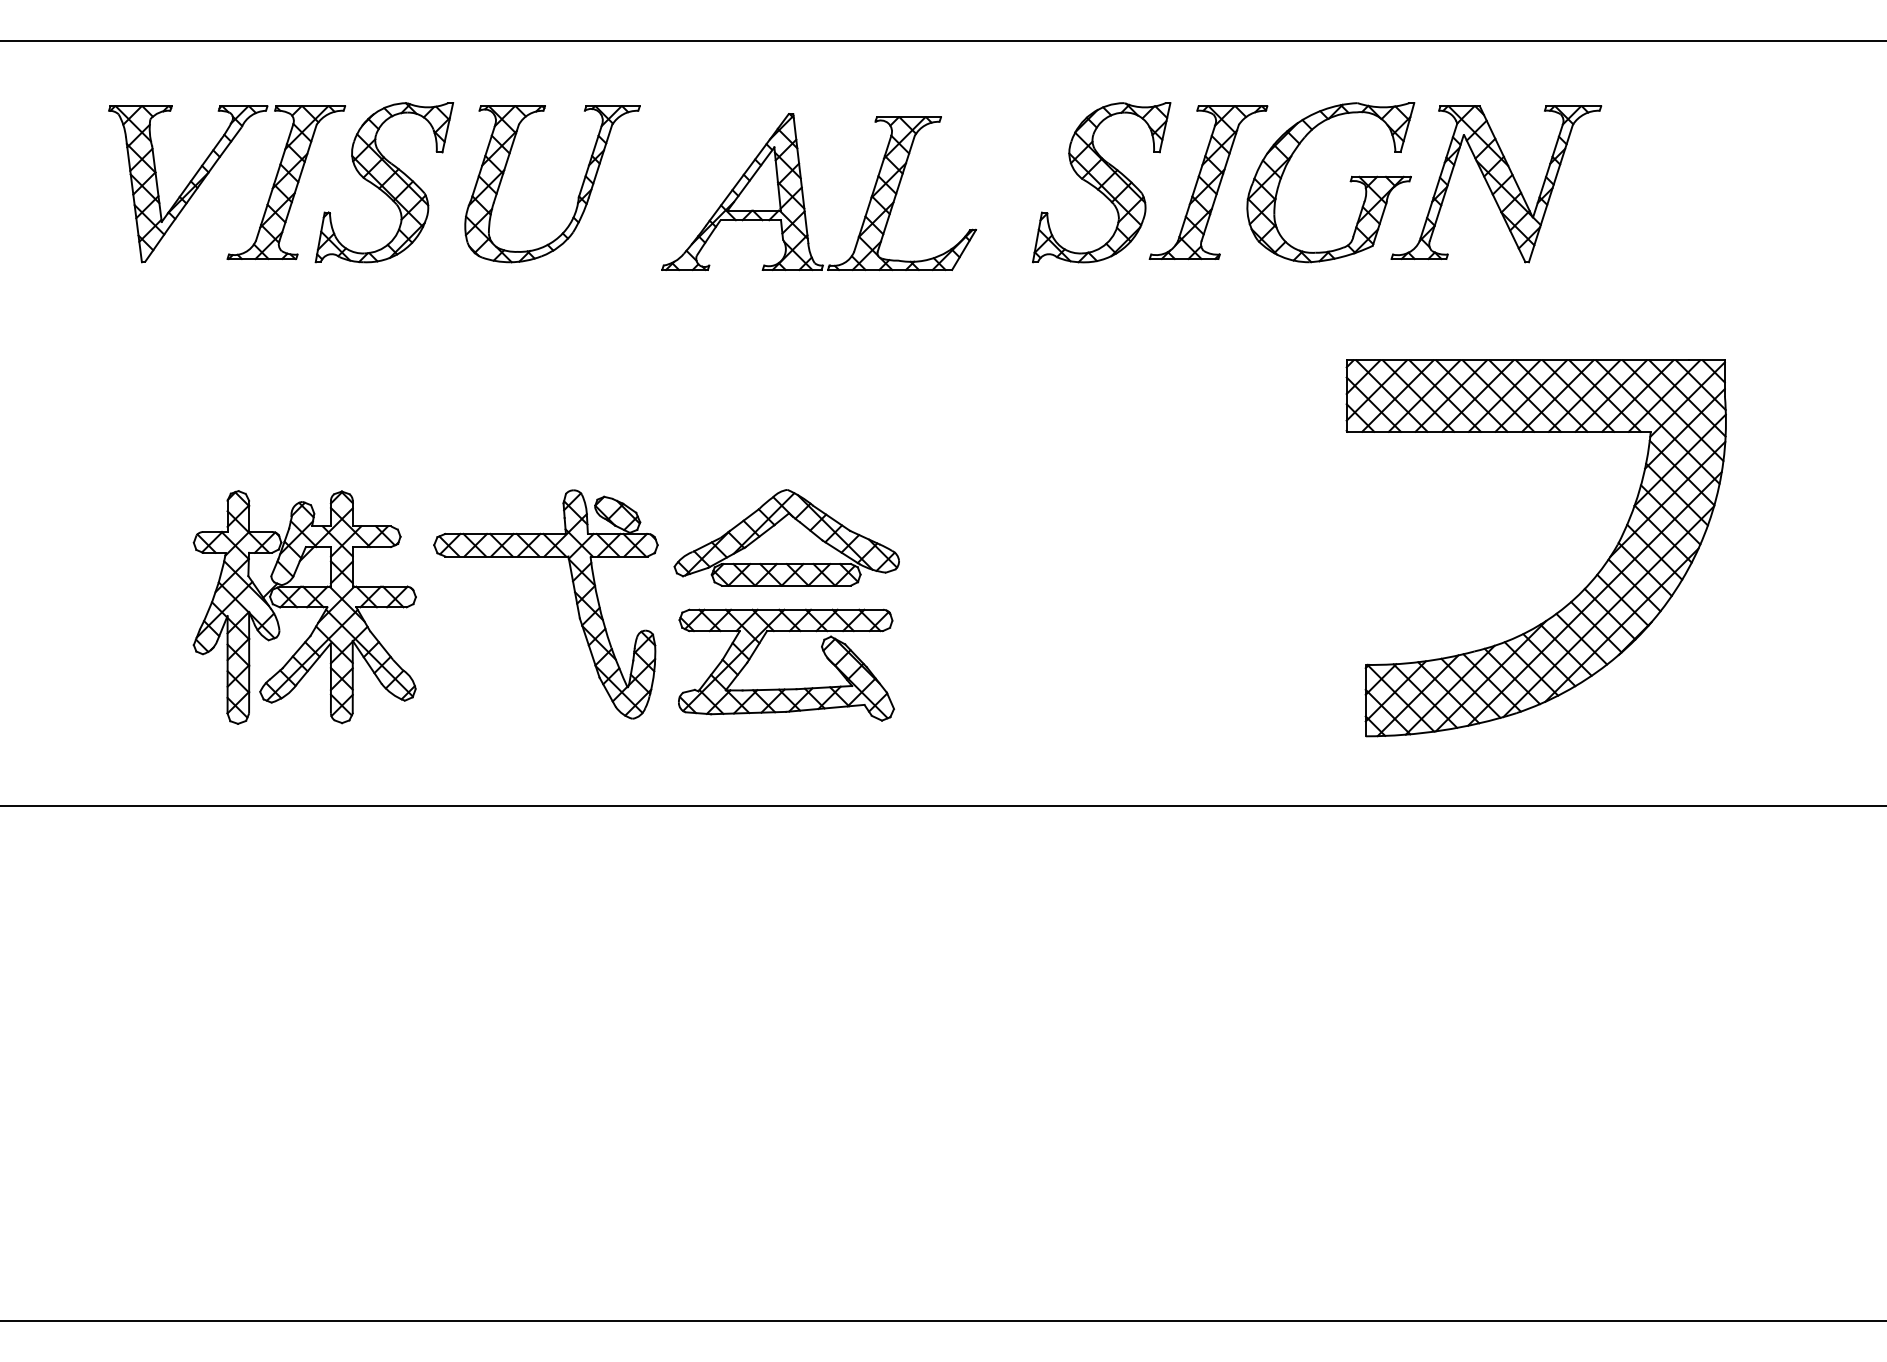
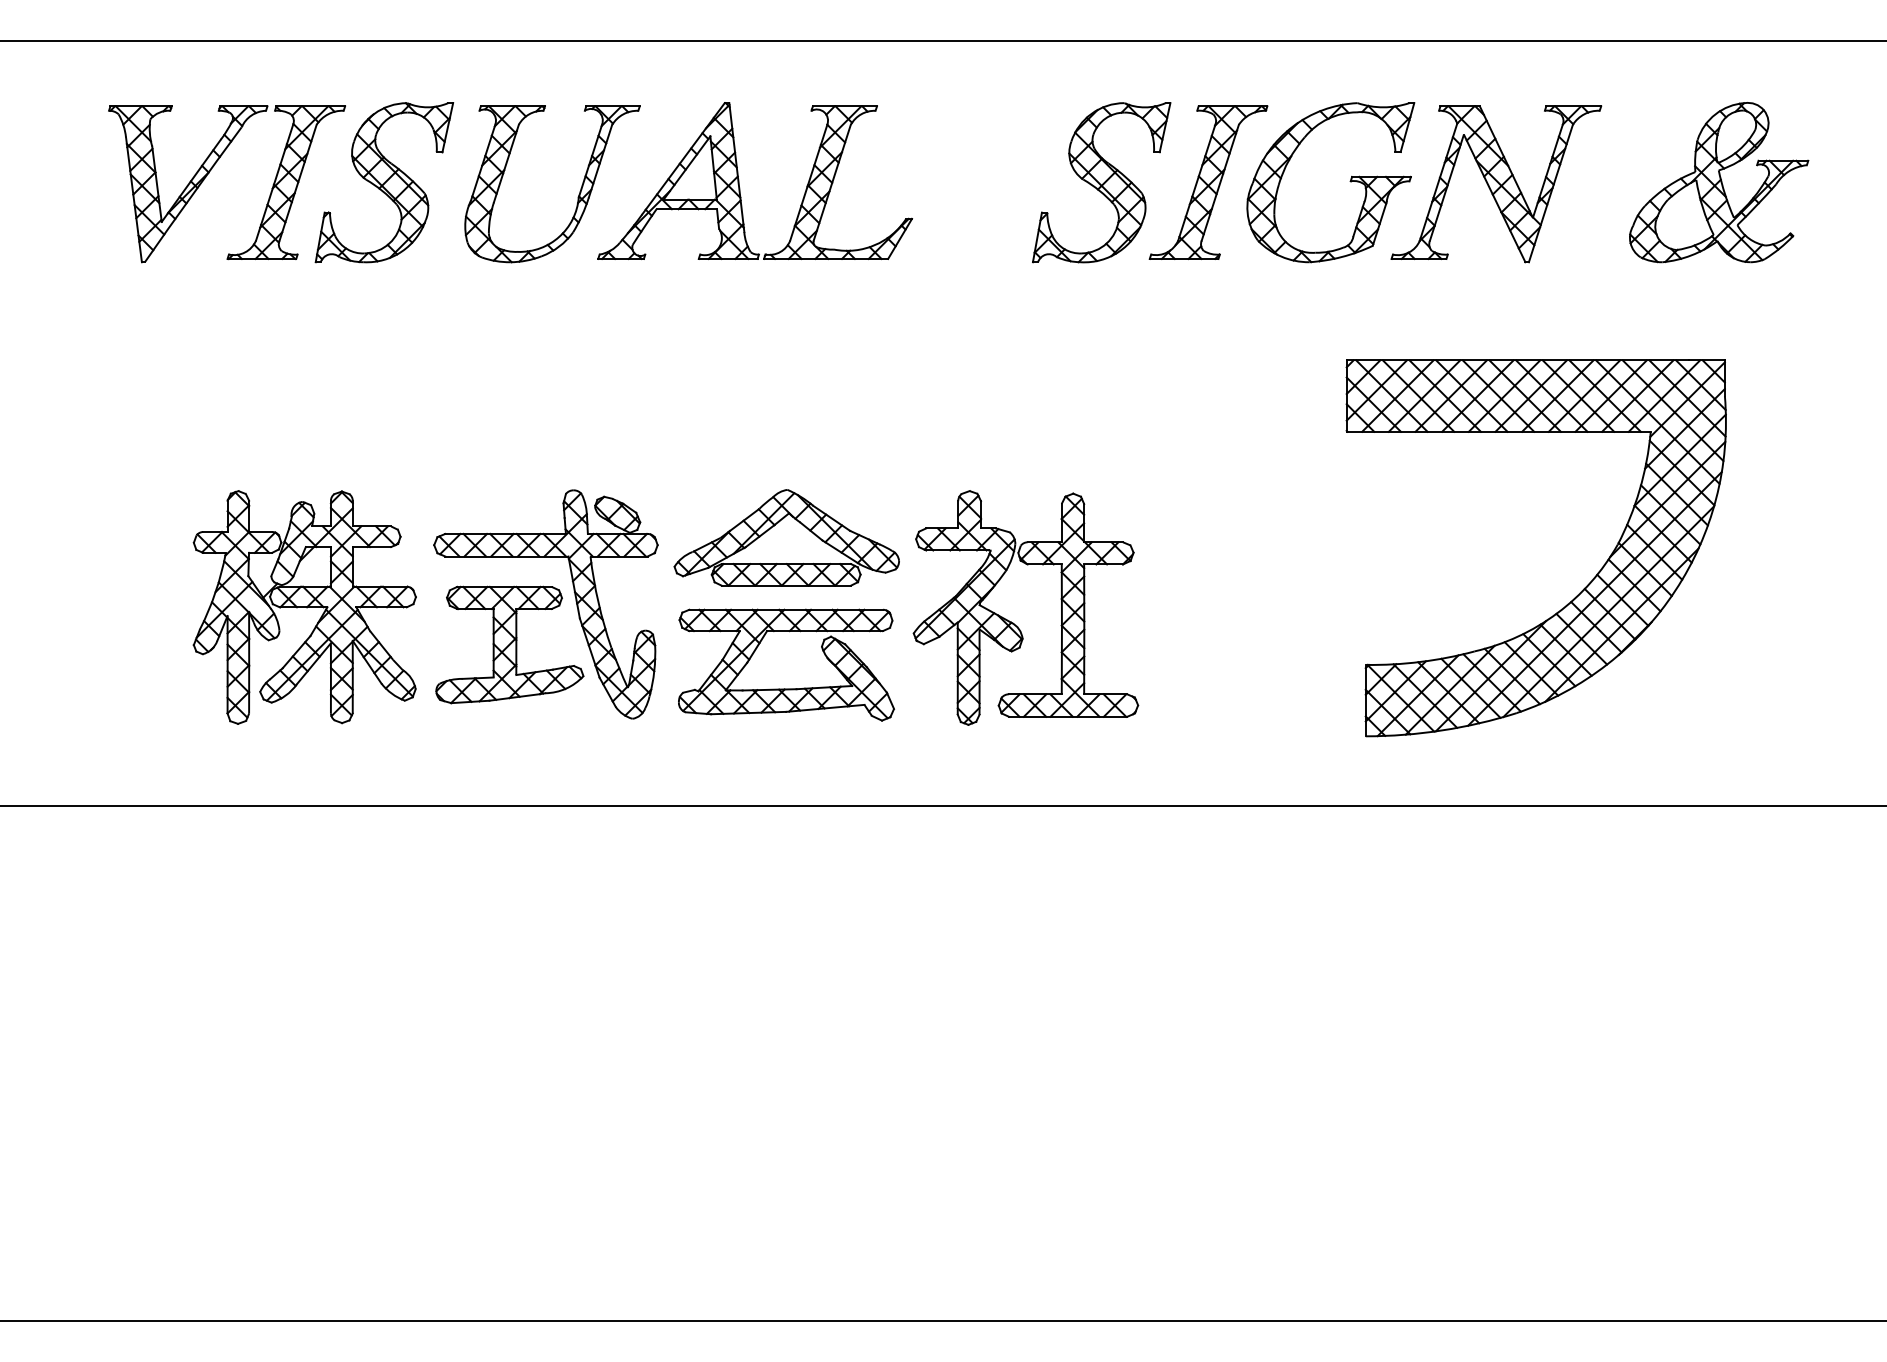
part: none -> present (1719, 182)
part position: (803, 191) -> (739, 180) (739, 180)
part: none -> present (1013, 622)
part: none -> present (509, 644)
